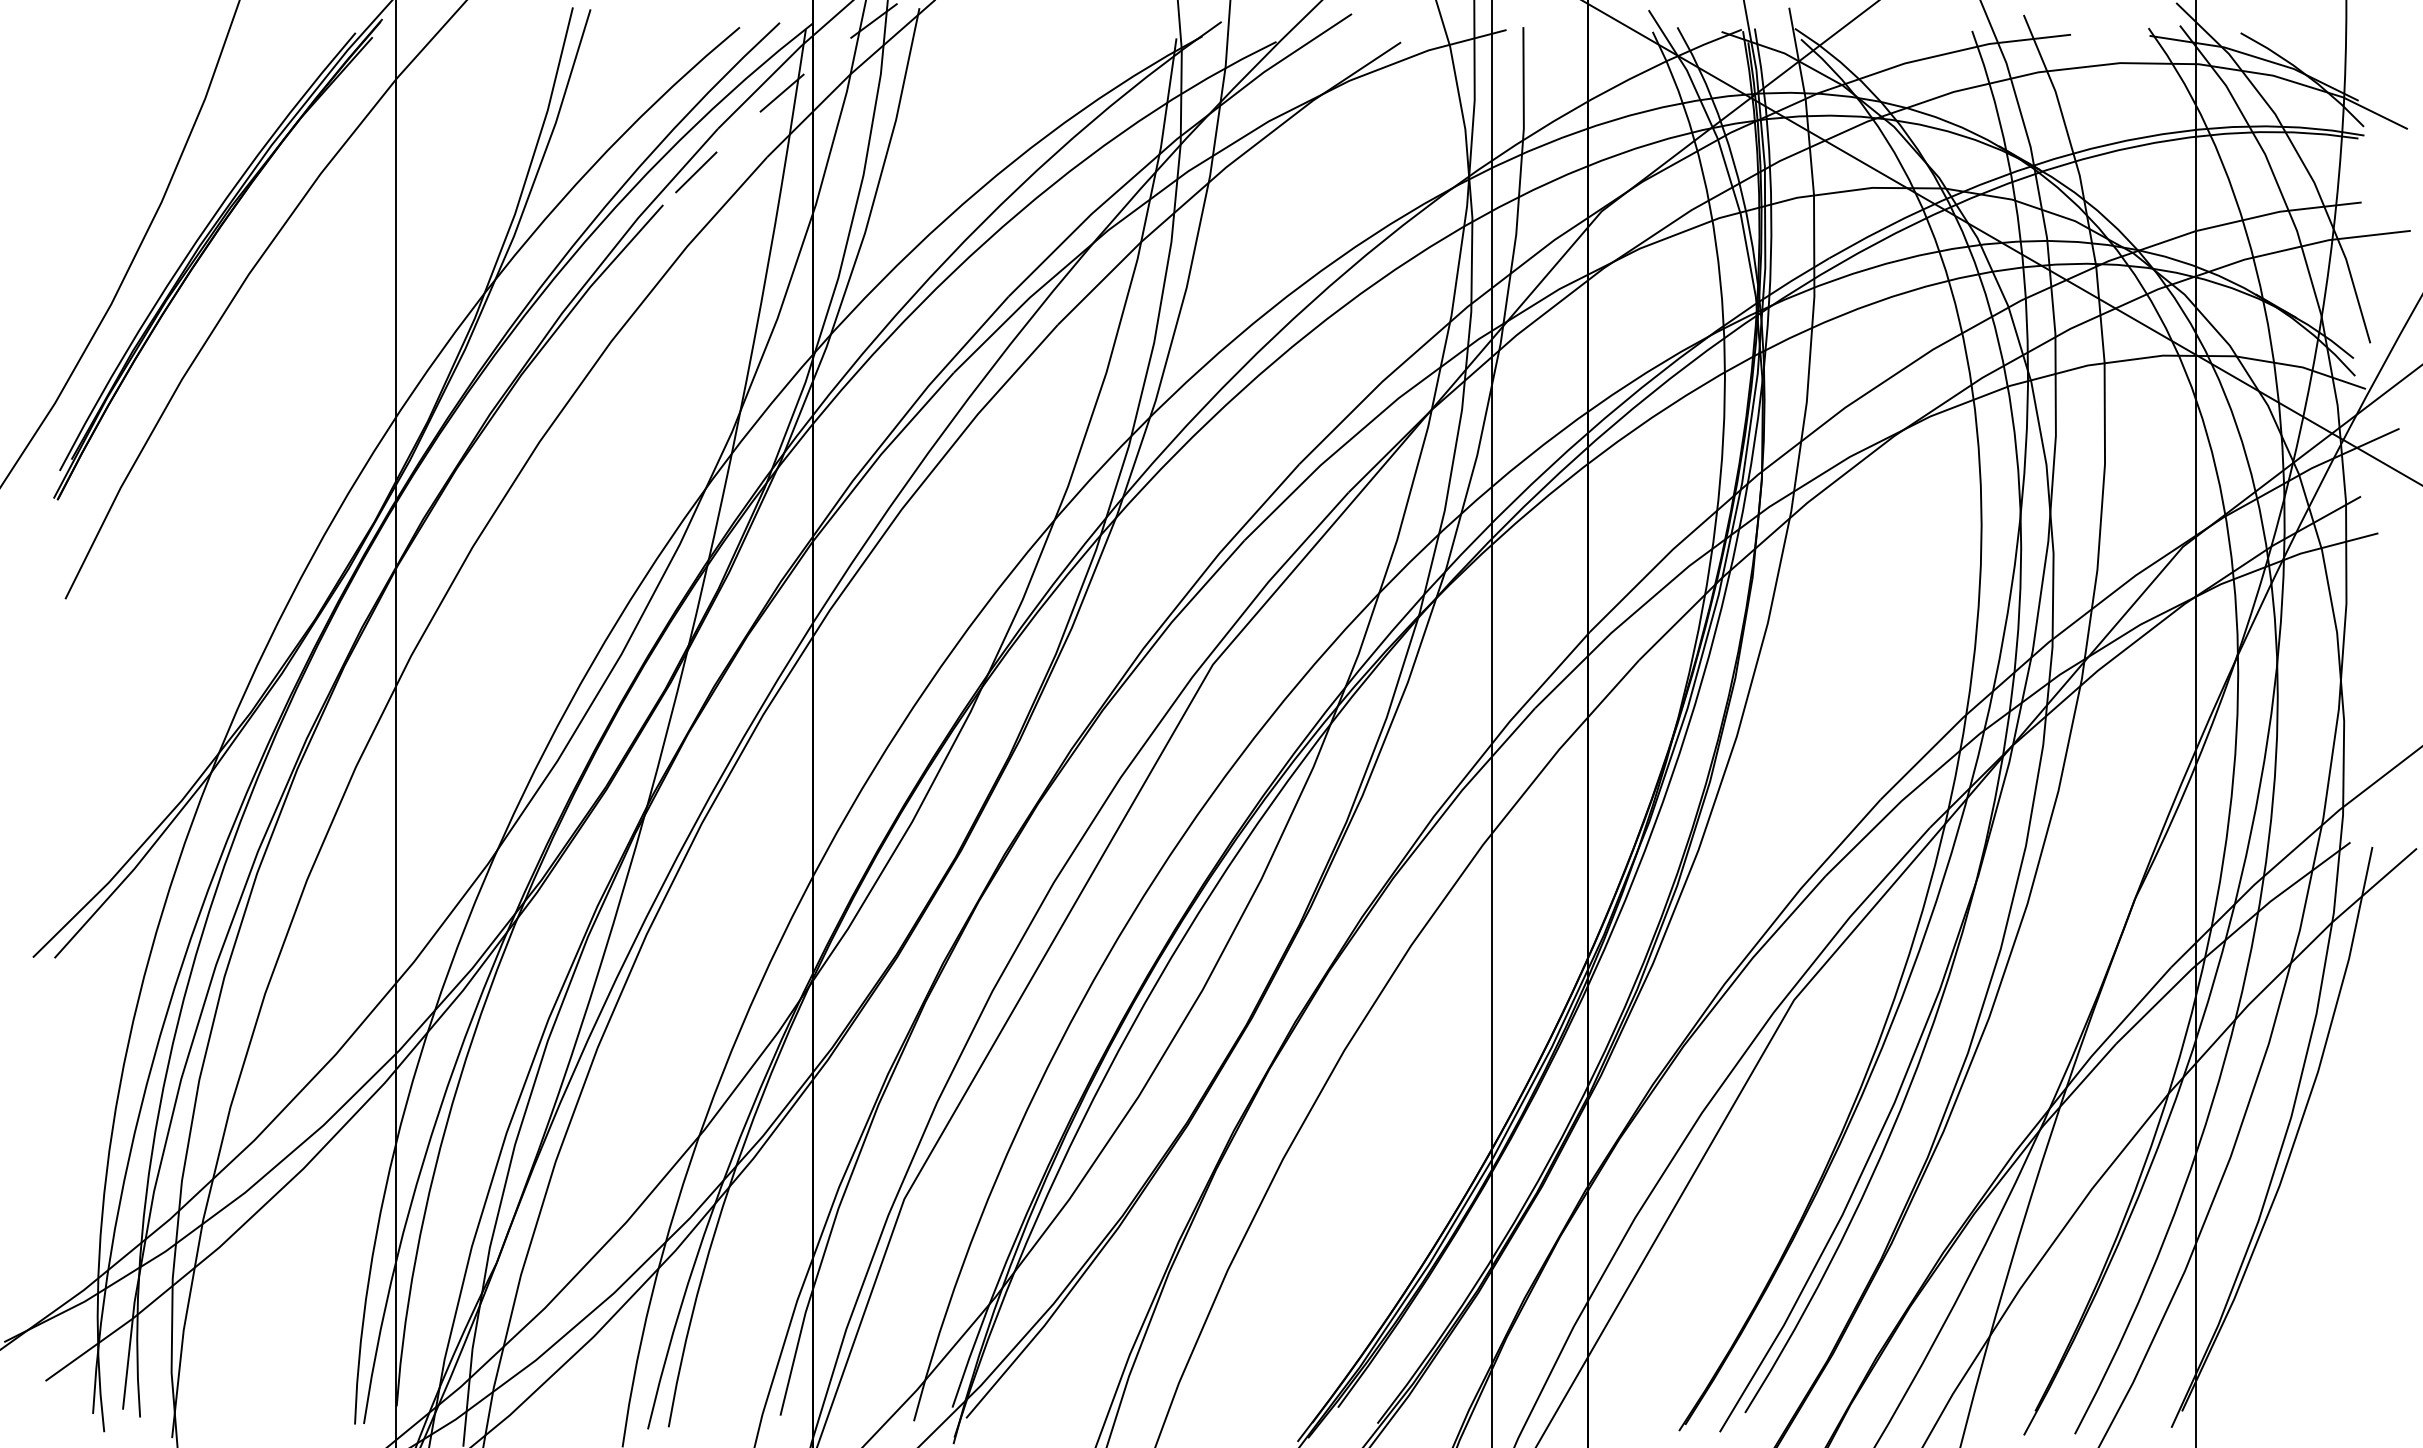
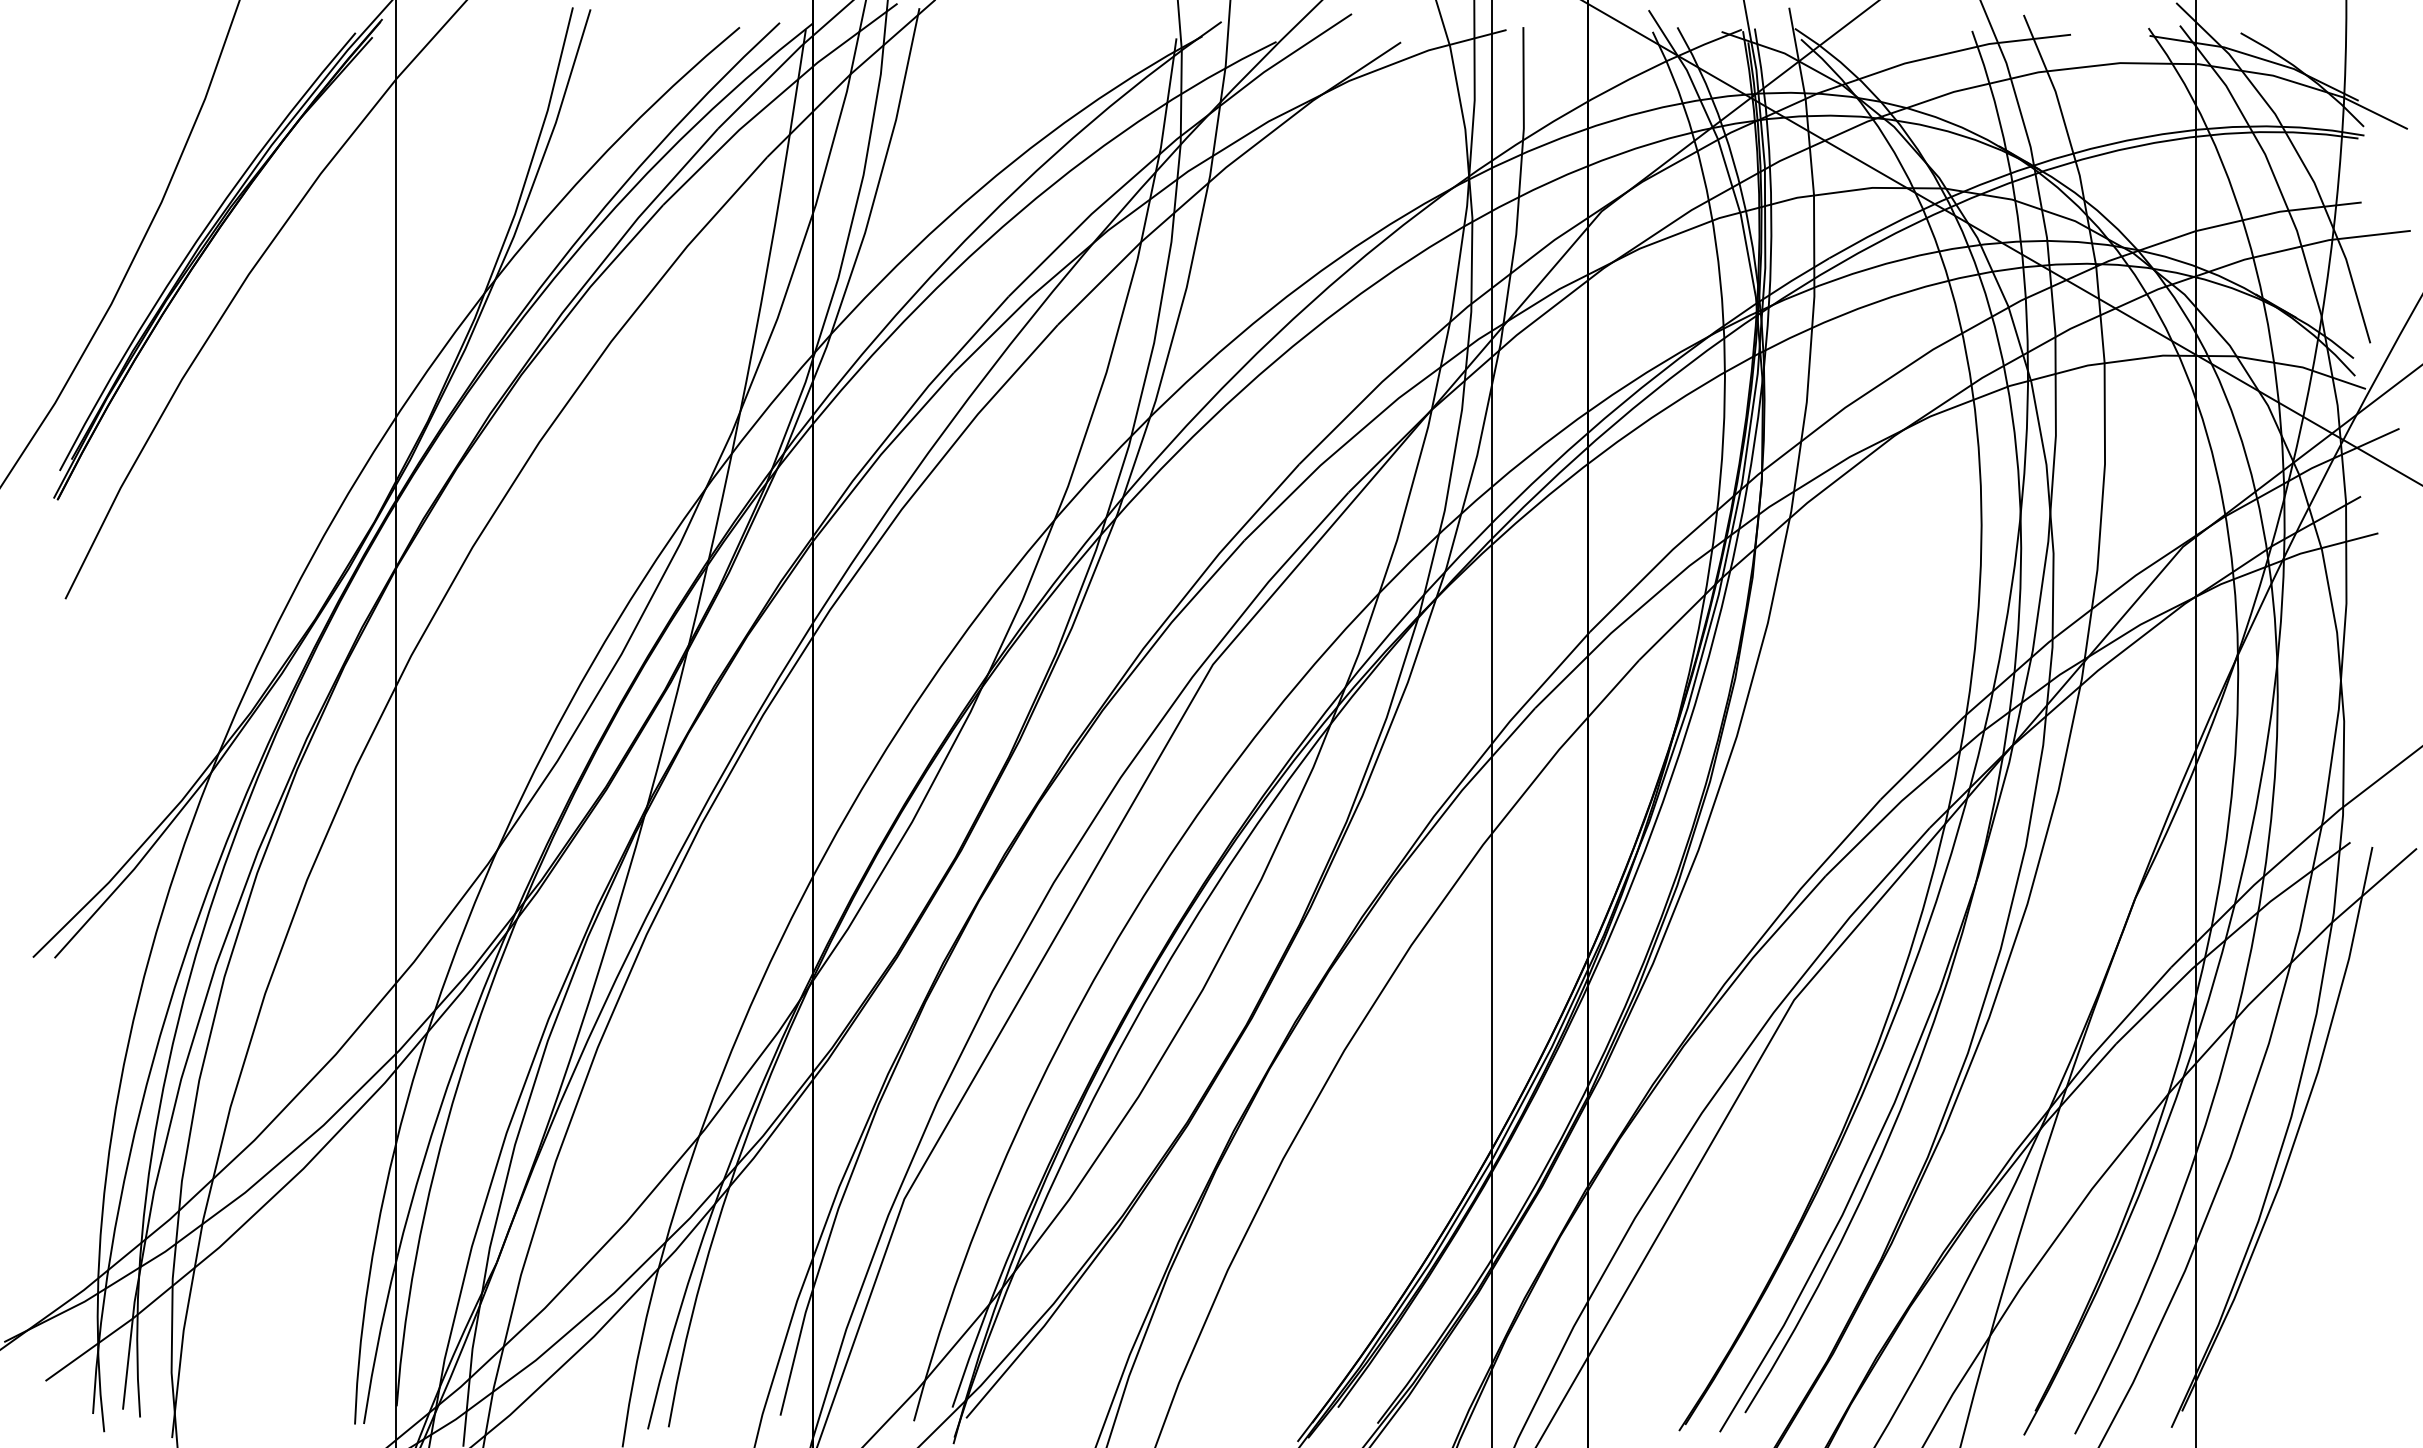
line: dashed -> solid (775, 98)
